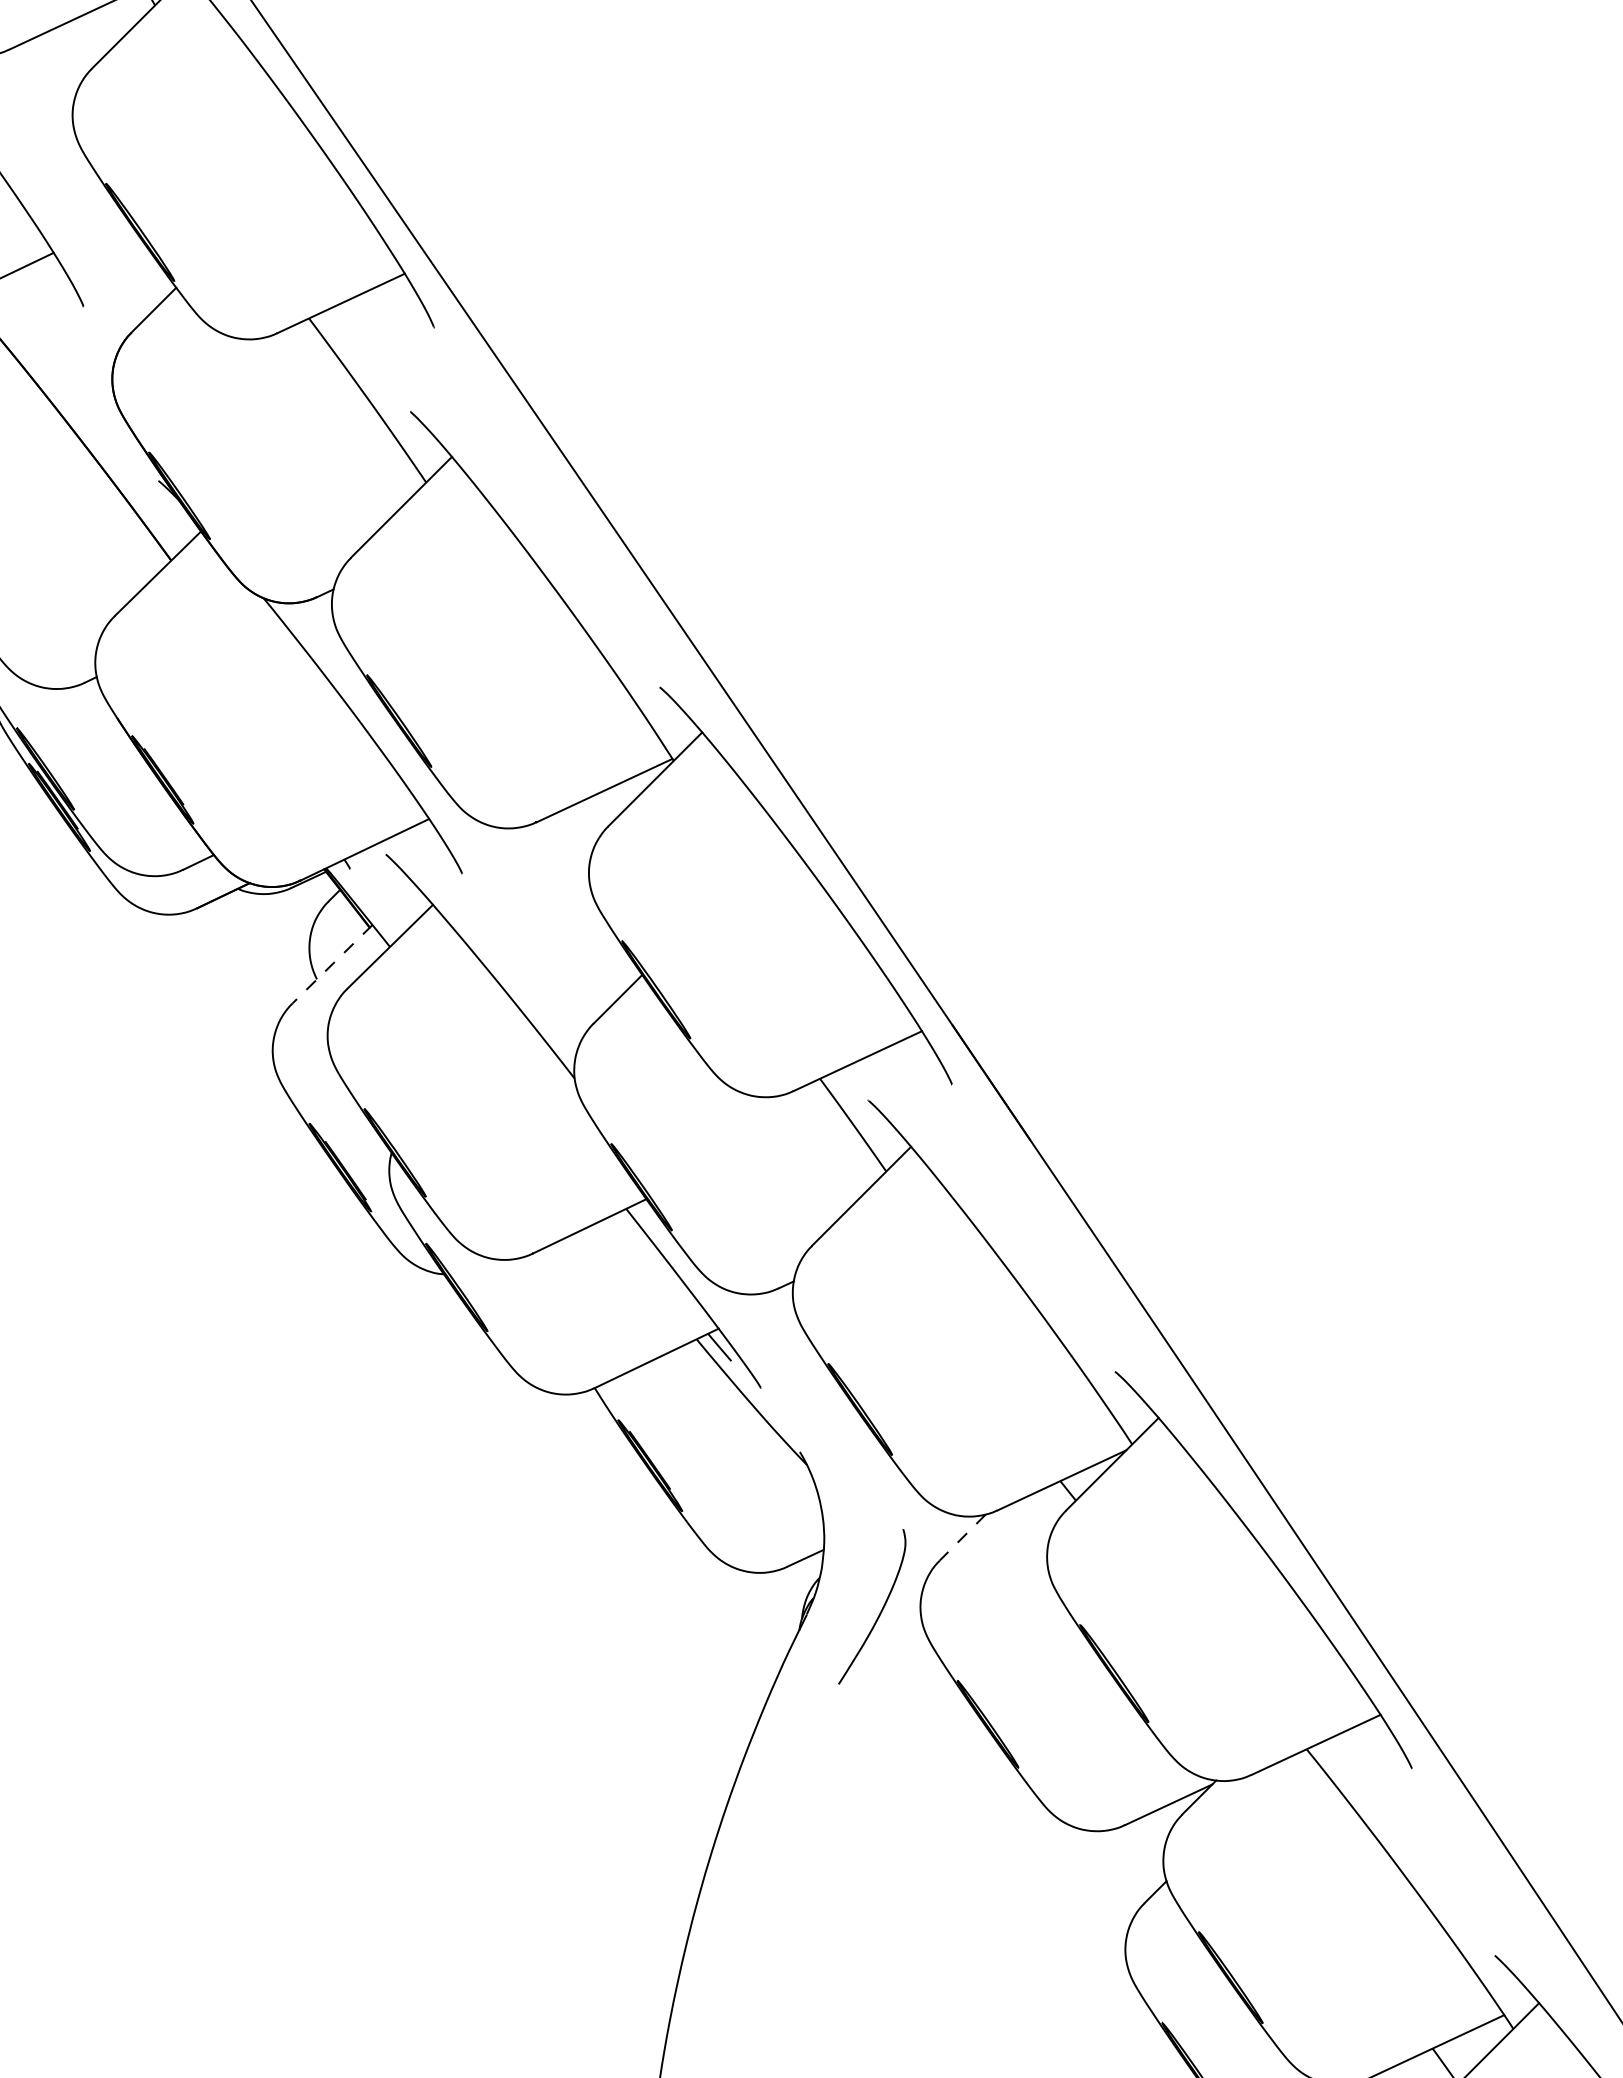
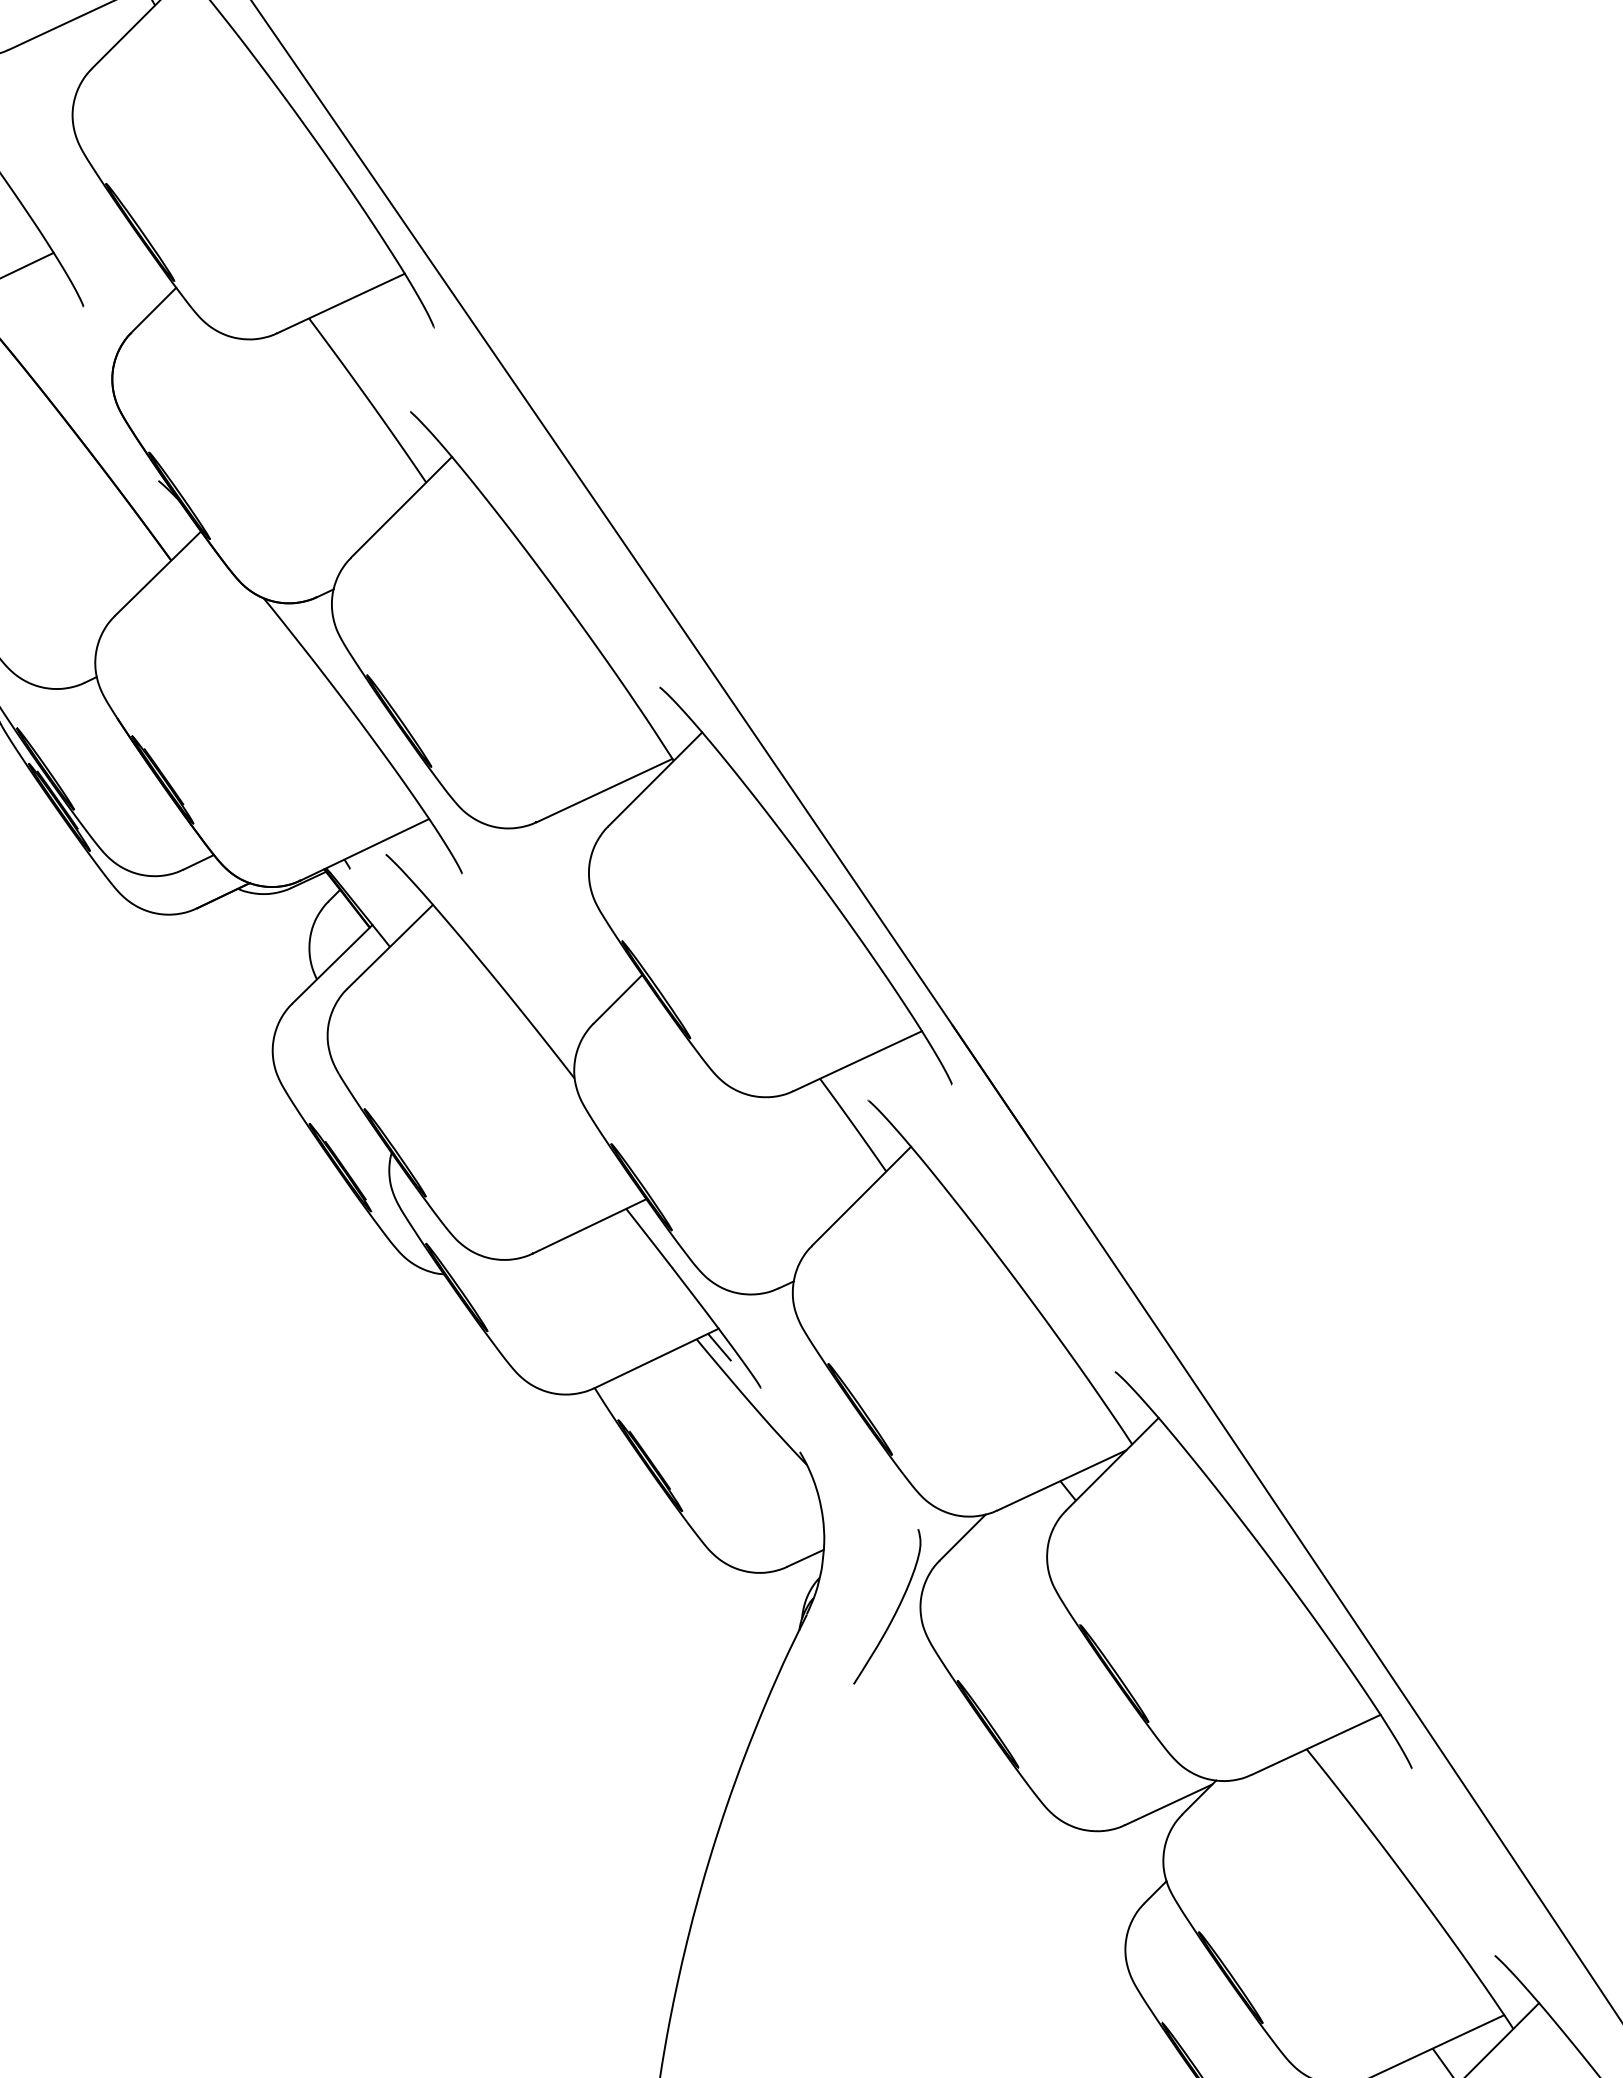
line: dashed -> solid (332, 964)
line: dashed -> solid (962, 1537)
curve position: (880, 1611) -> (895, 1611) (895, 1611)
